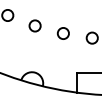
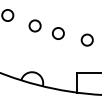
circle position: (62, 33) -> (57, 33) (57, 33)
circle position: (91, 37) -> (86, 39) (86, 39)
